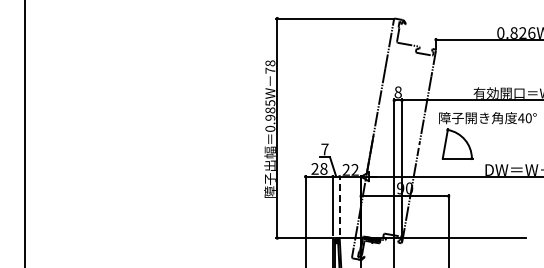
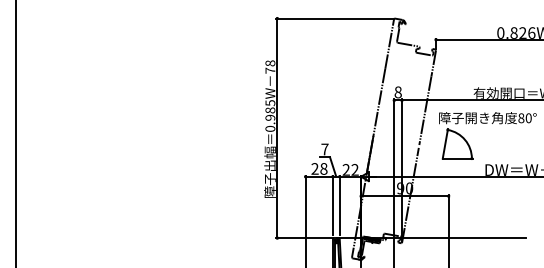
text: 40° -> 80° (521, 118)
line position: (25, 133) -> (16, 133) (16, 133)
line: dashed -> solid (339, 205)
